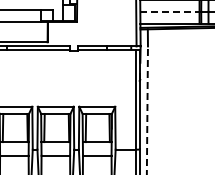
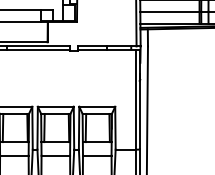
line: dashed -> solid (169, 11)
line: dashed -> solid (147, 110)
